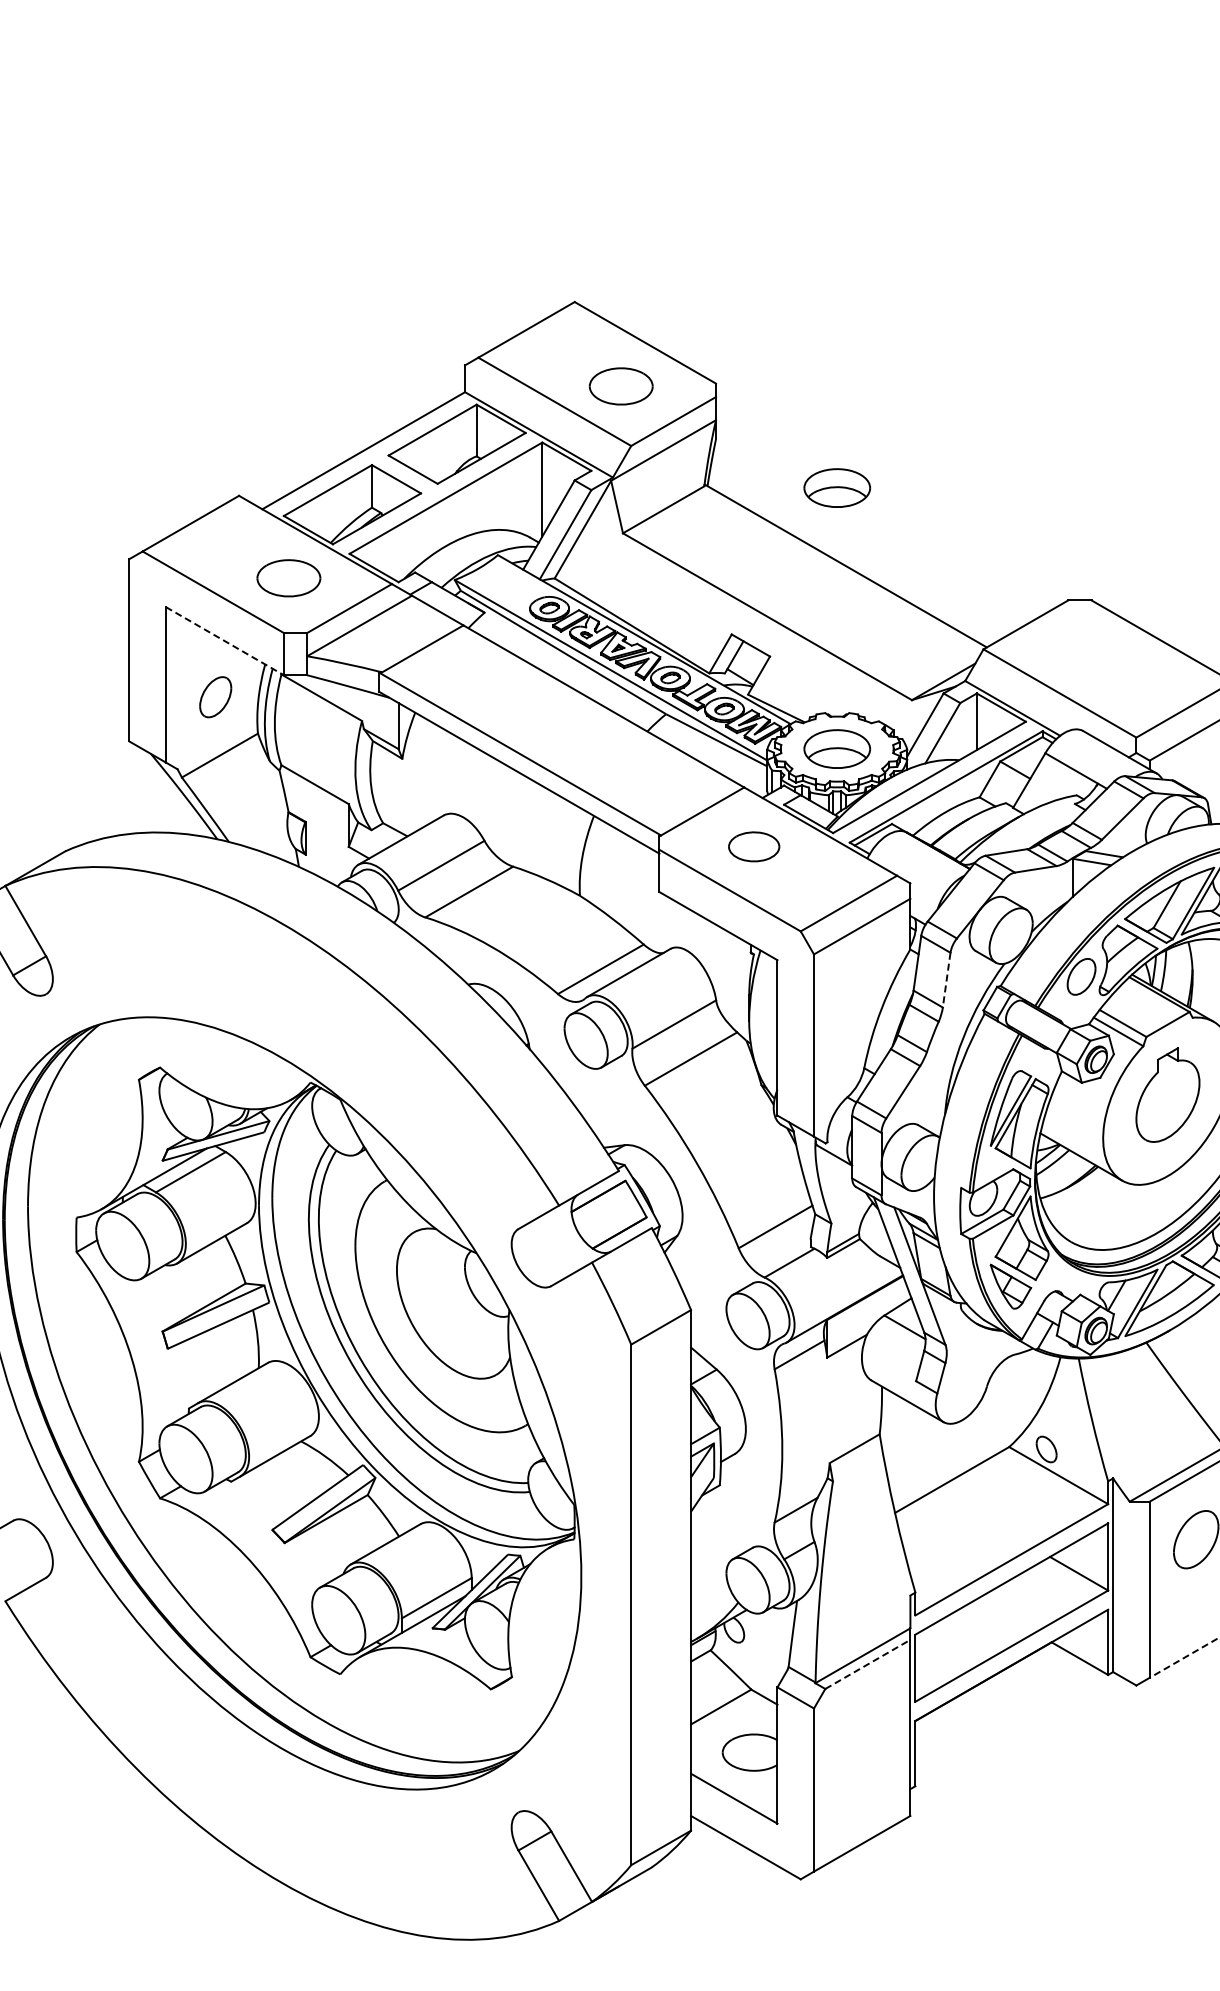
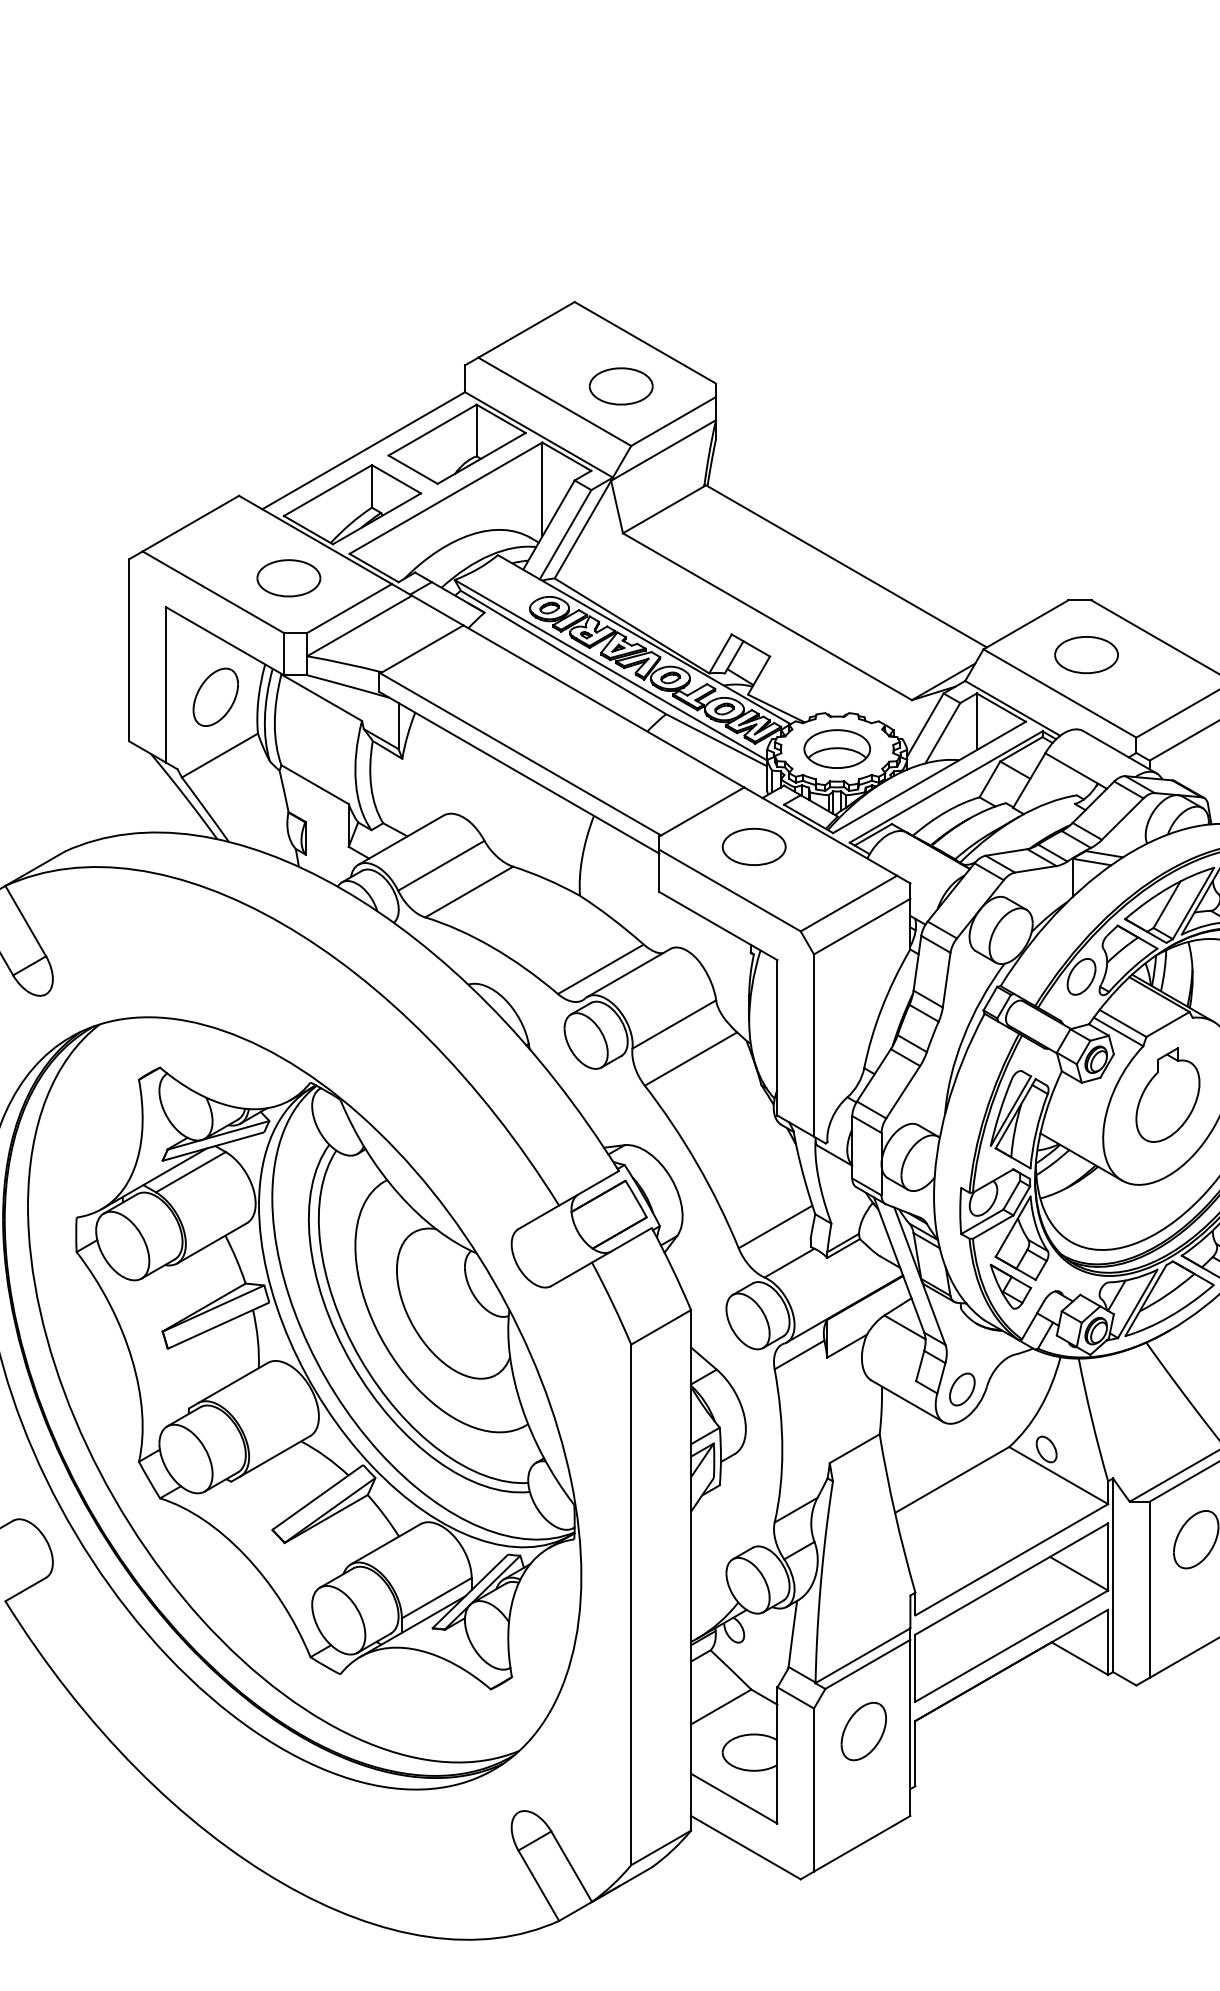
part: present -> none (837, 487)
line: dashed -> solid (225, 641)
part: none -> present (1086, 654)
part size: 34x43 px -> 47x60 px (215, 696)
part size: 53x32 px -> 66x39 px (753, 846)
line: dashed -> solid (946, 980)
part: none -> present (962, 1389)
line: dashed -> solid (1184, 1657)
line: dashed -> solid (868, 1664)
part: none -> present (863, 1731)
